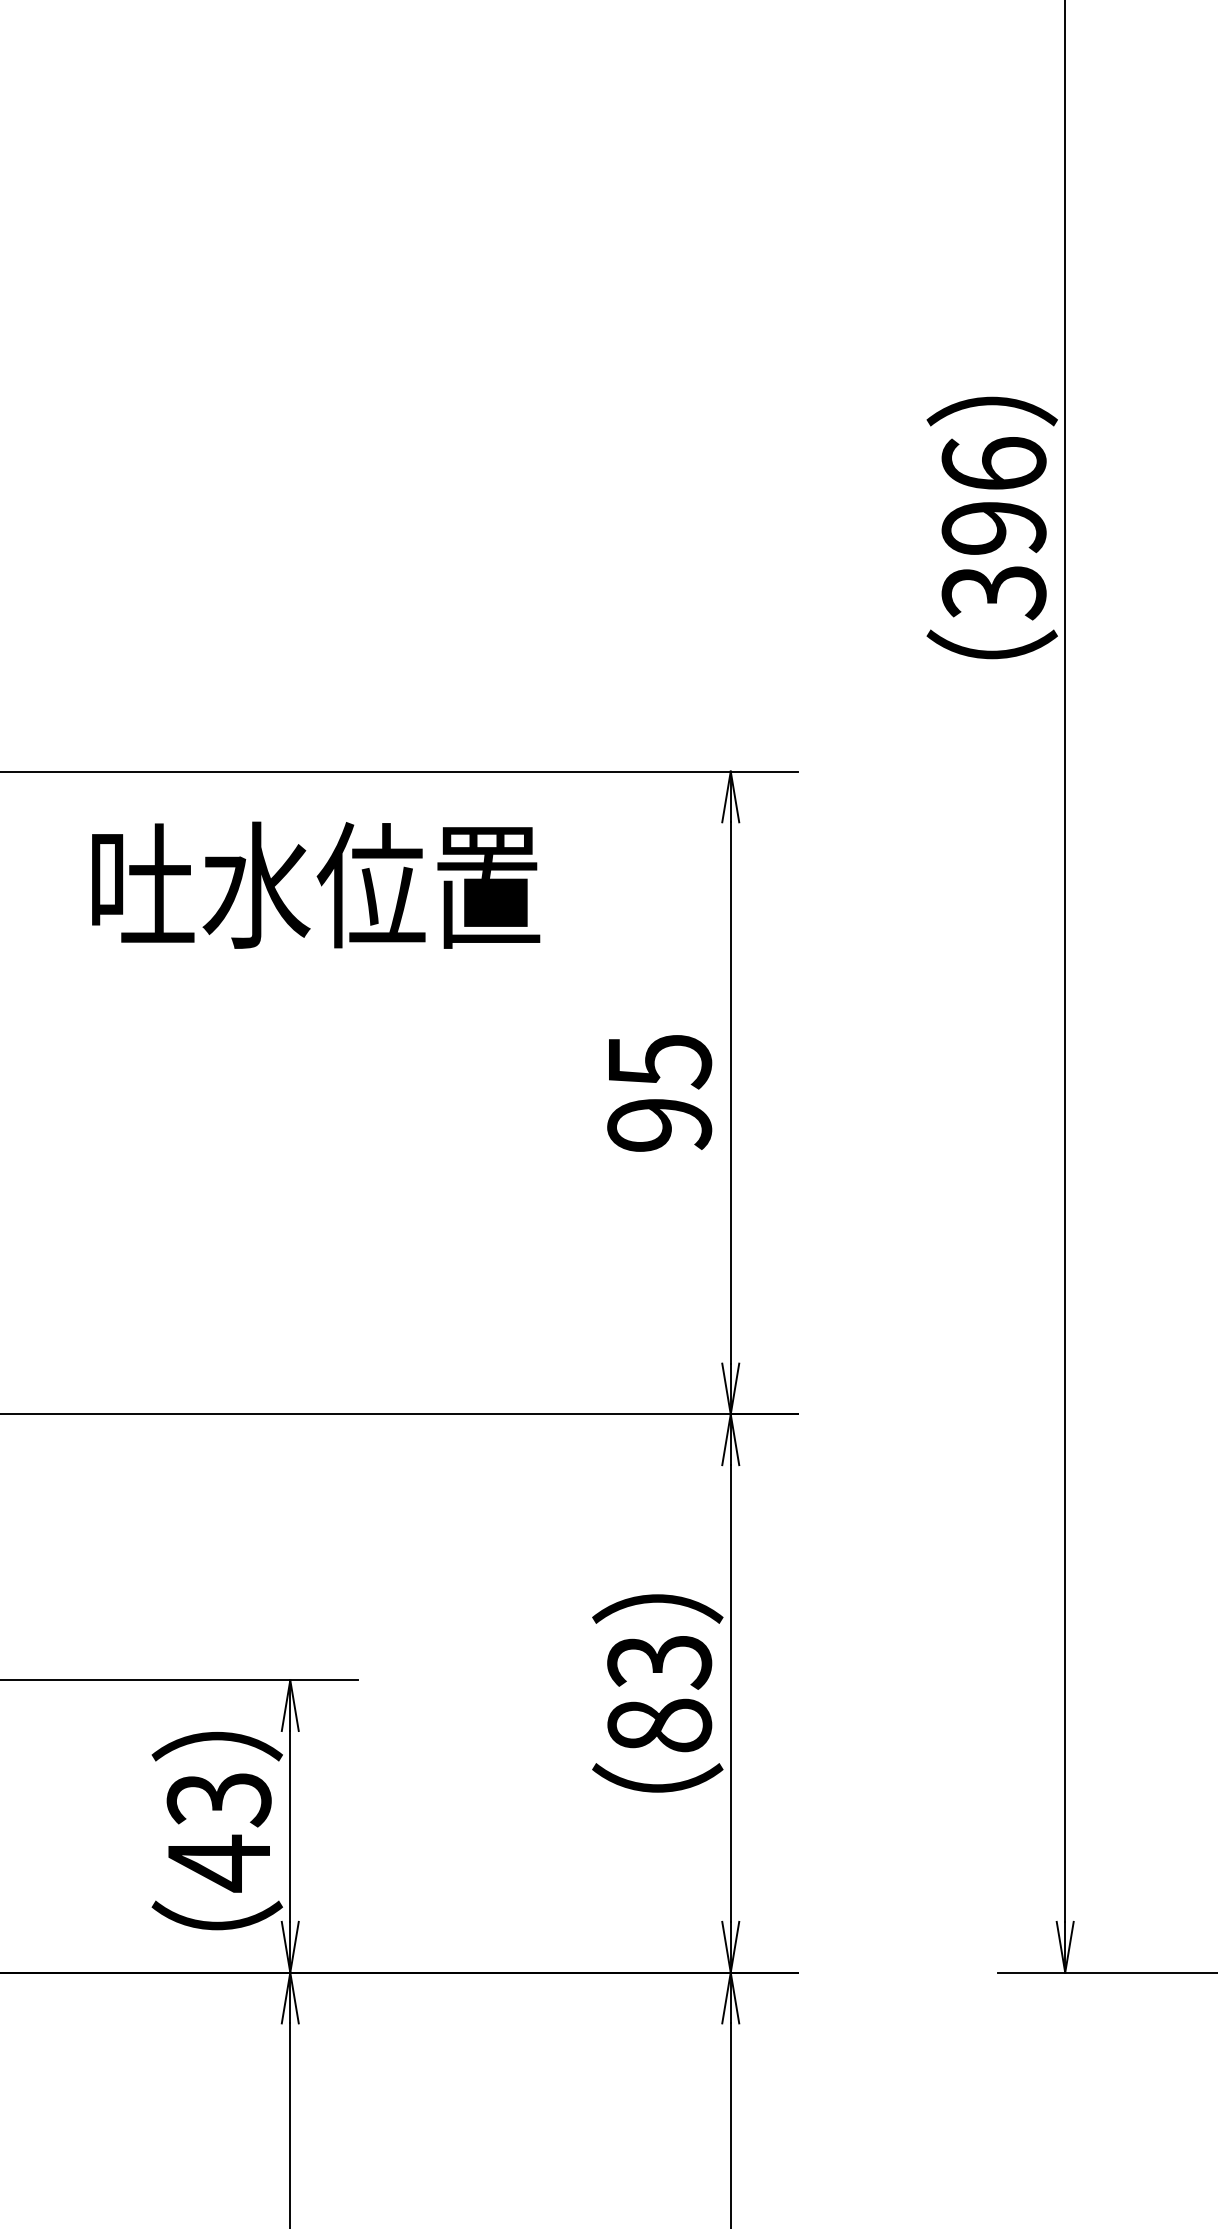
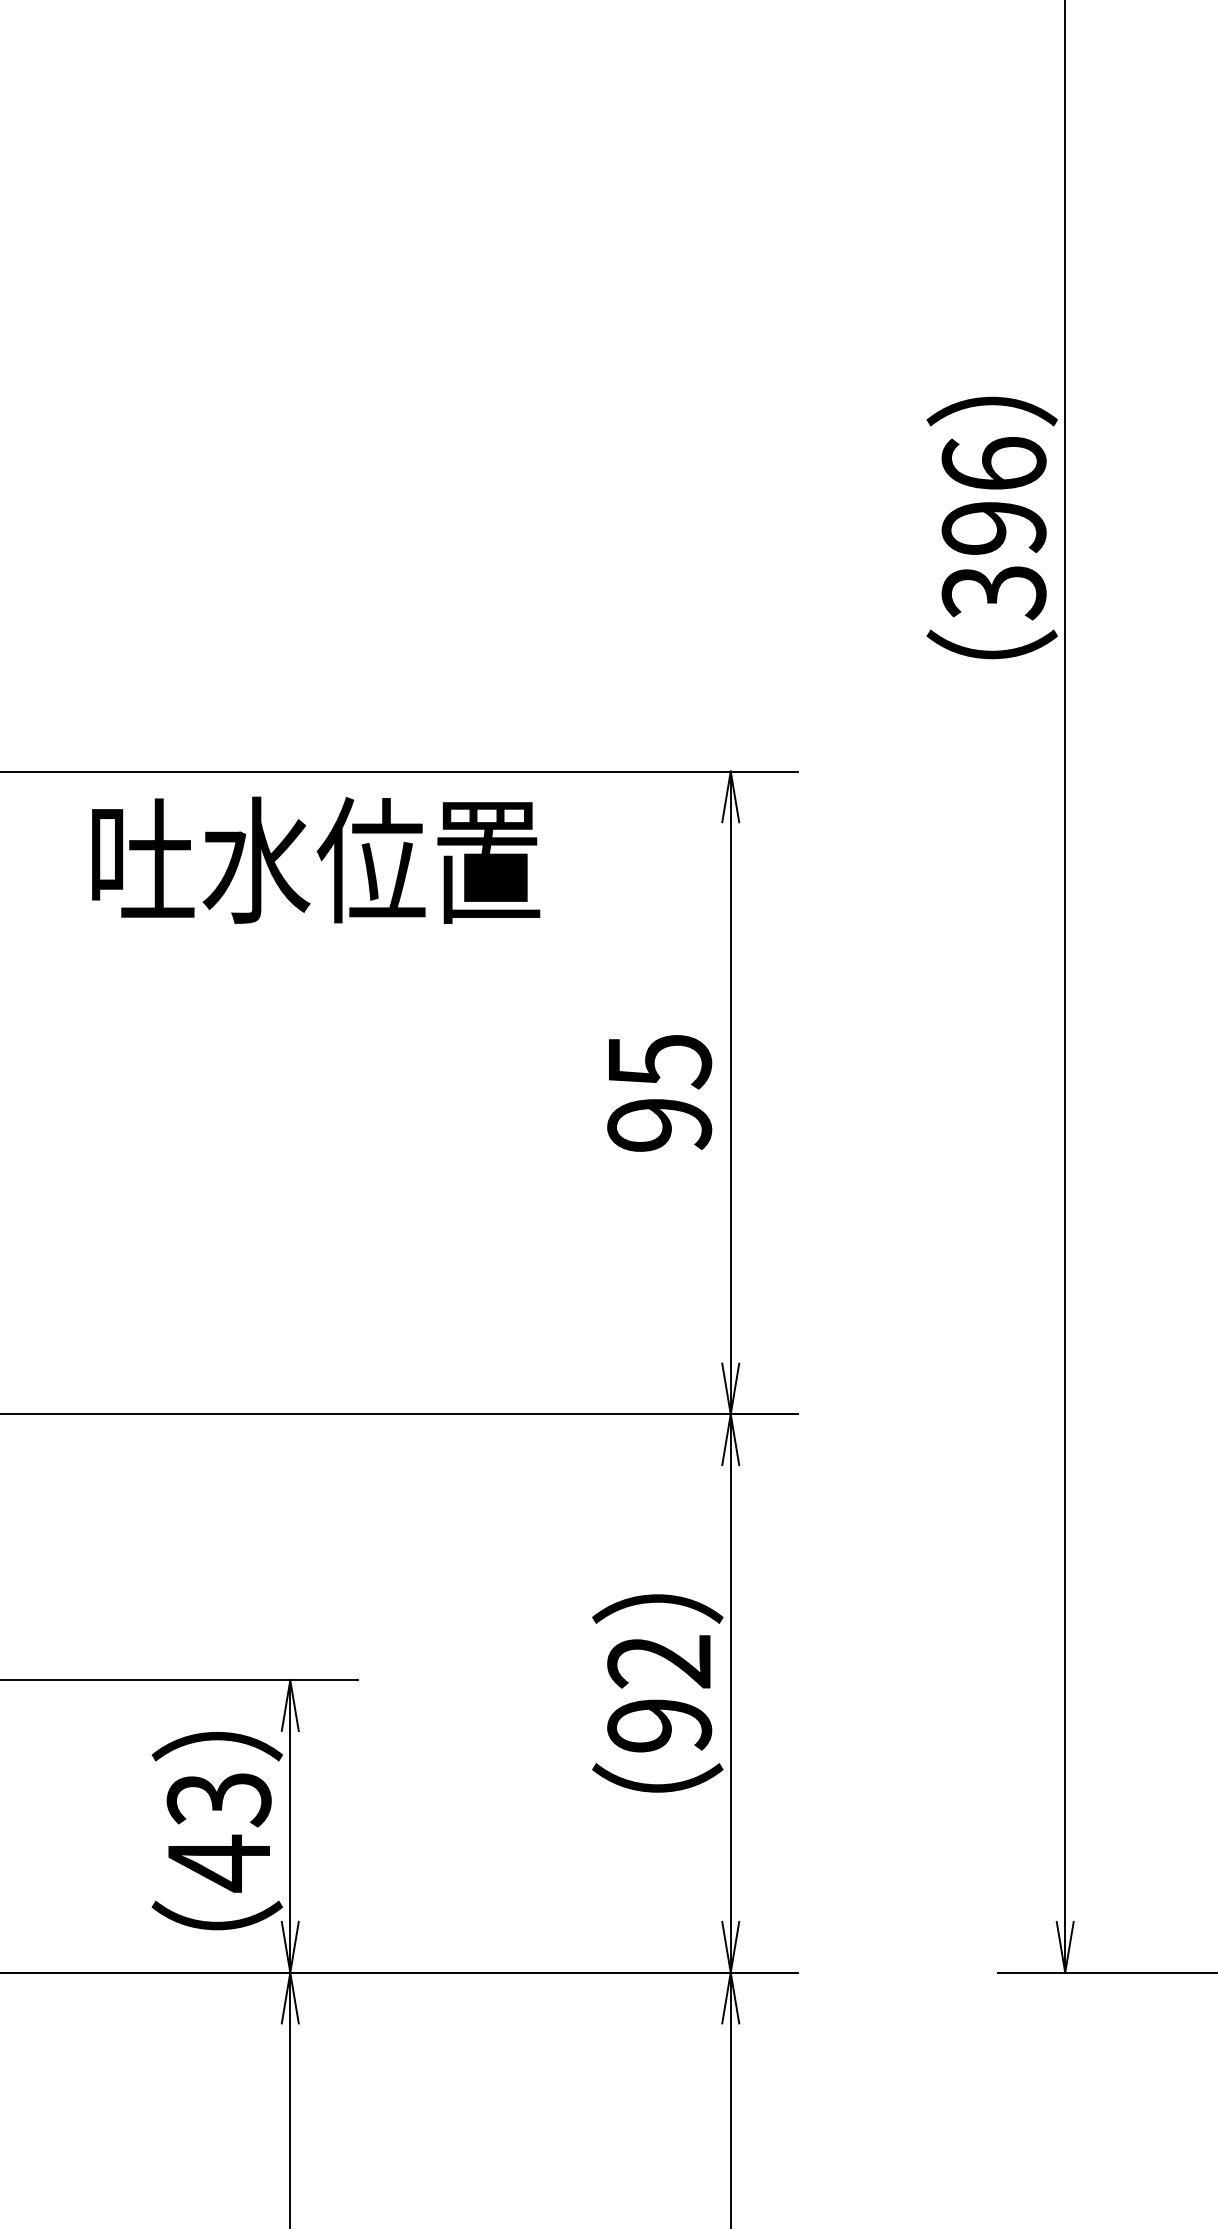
text position: (316, 884) -> (316, 859) (316, 859)
text: 83 -> 92 (659, 1693)
